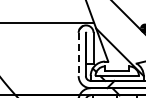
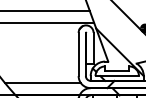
line: none -> present (45, 10)
line: dashed -> solid (78, 54)
line: none -> present (43, 83)
